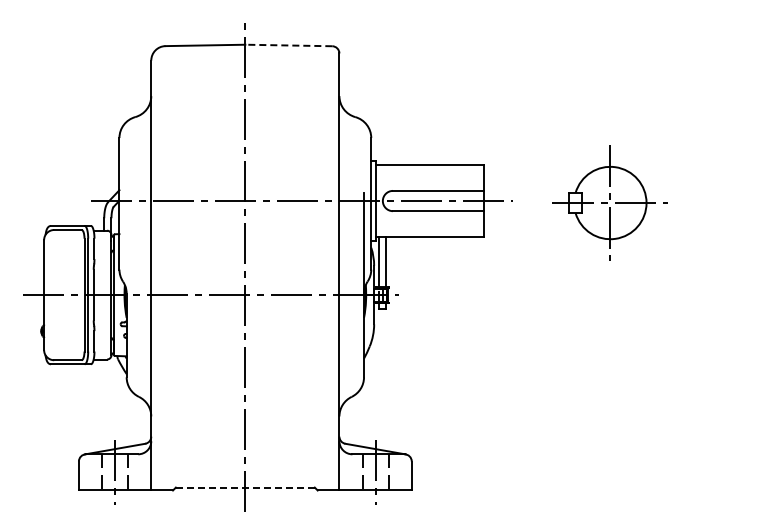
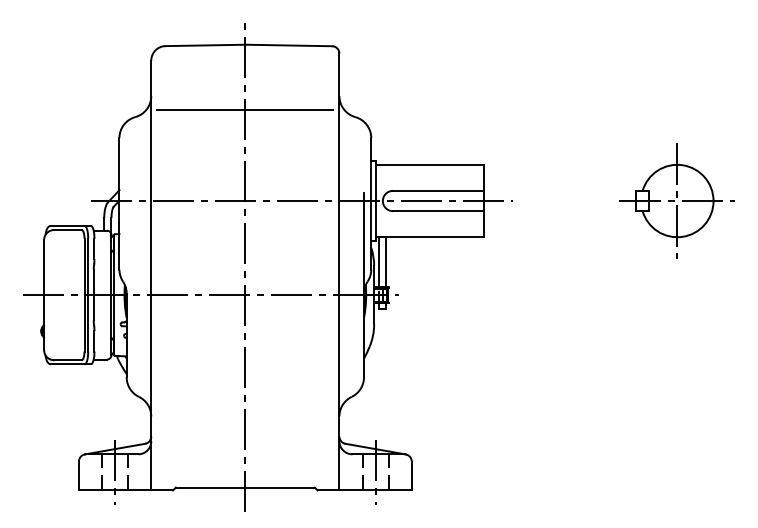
line: dashed -> solid (288, 45)
line: none -> present (245, 109)
part position: (609, 202) -> (676, 200) (676, 200)
line: dashed -> solid (245, 487)
